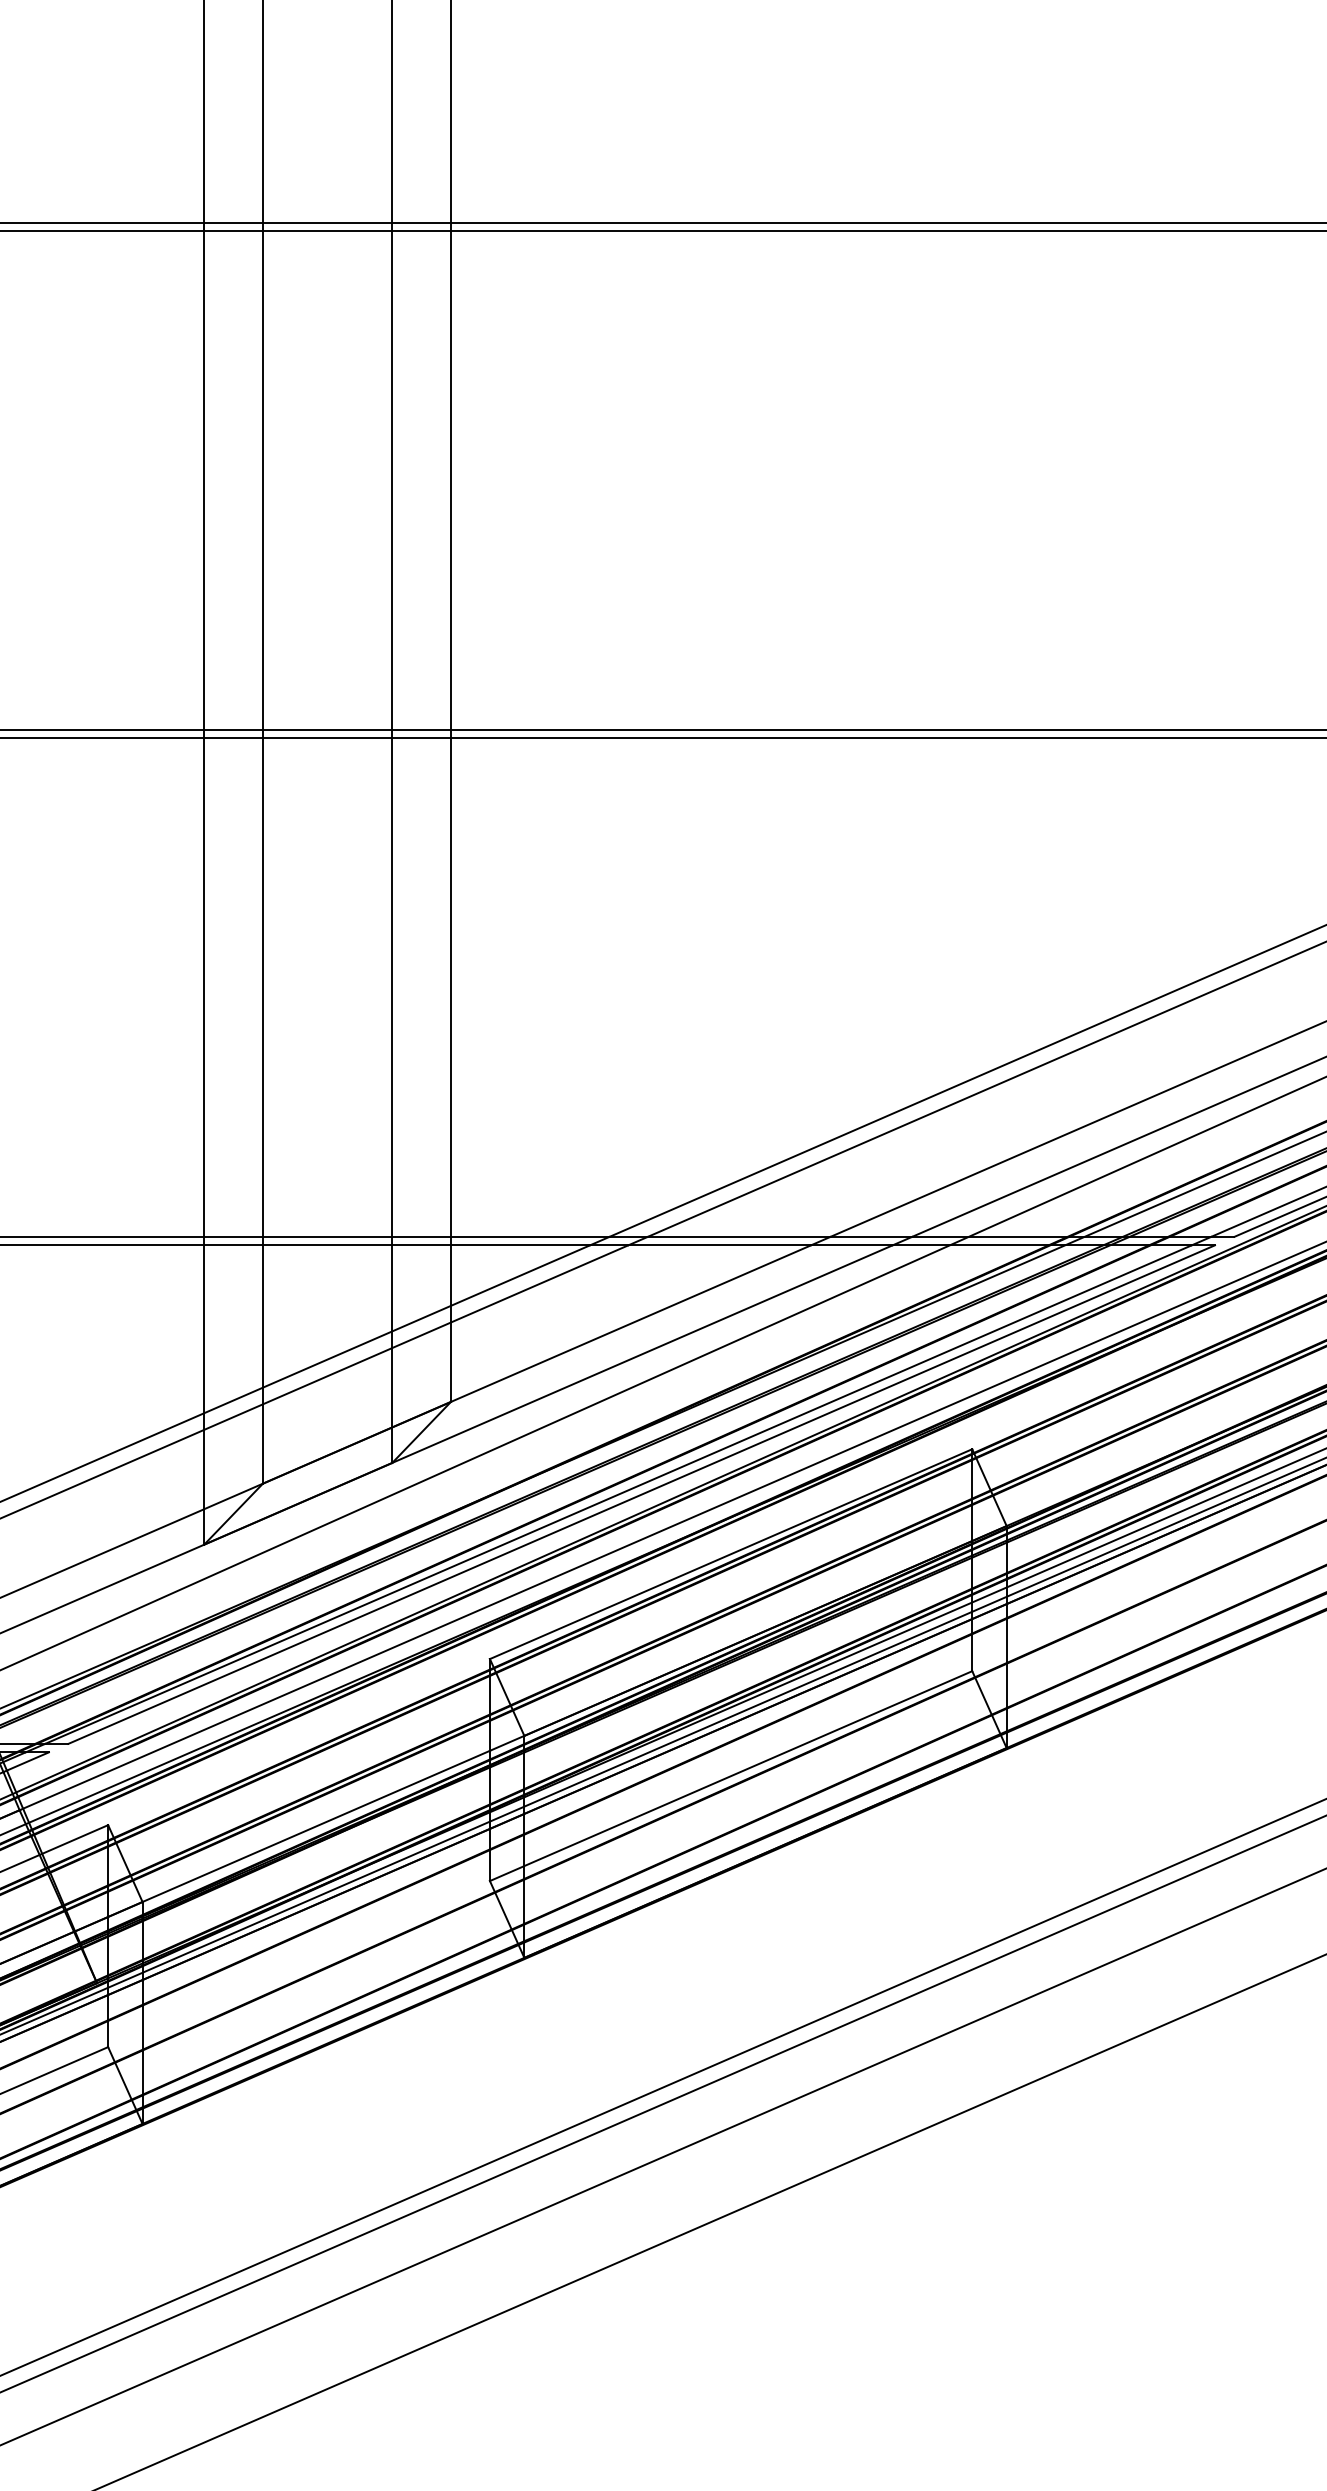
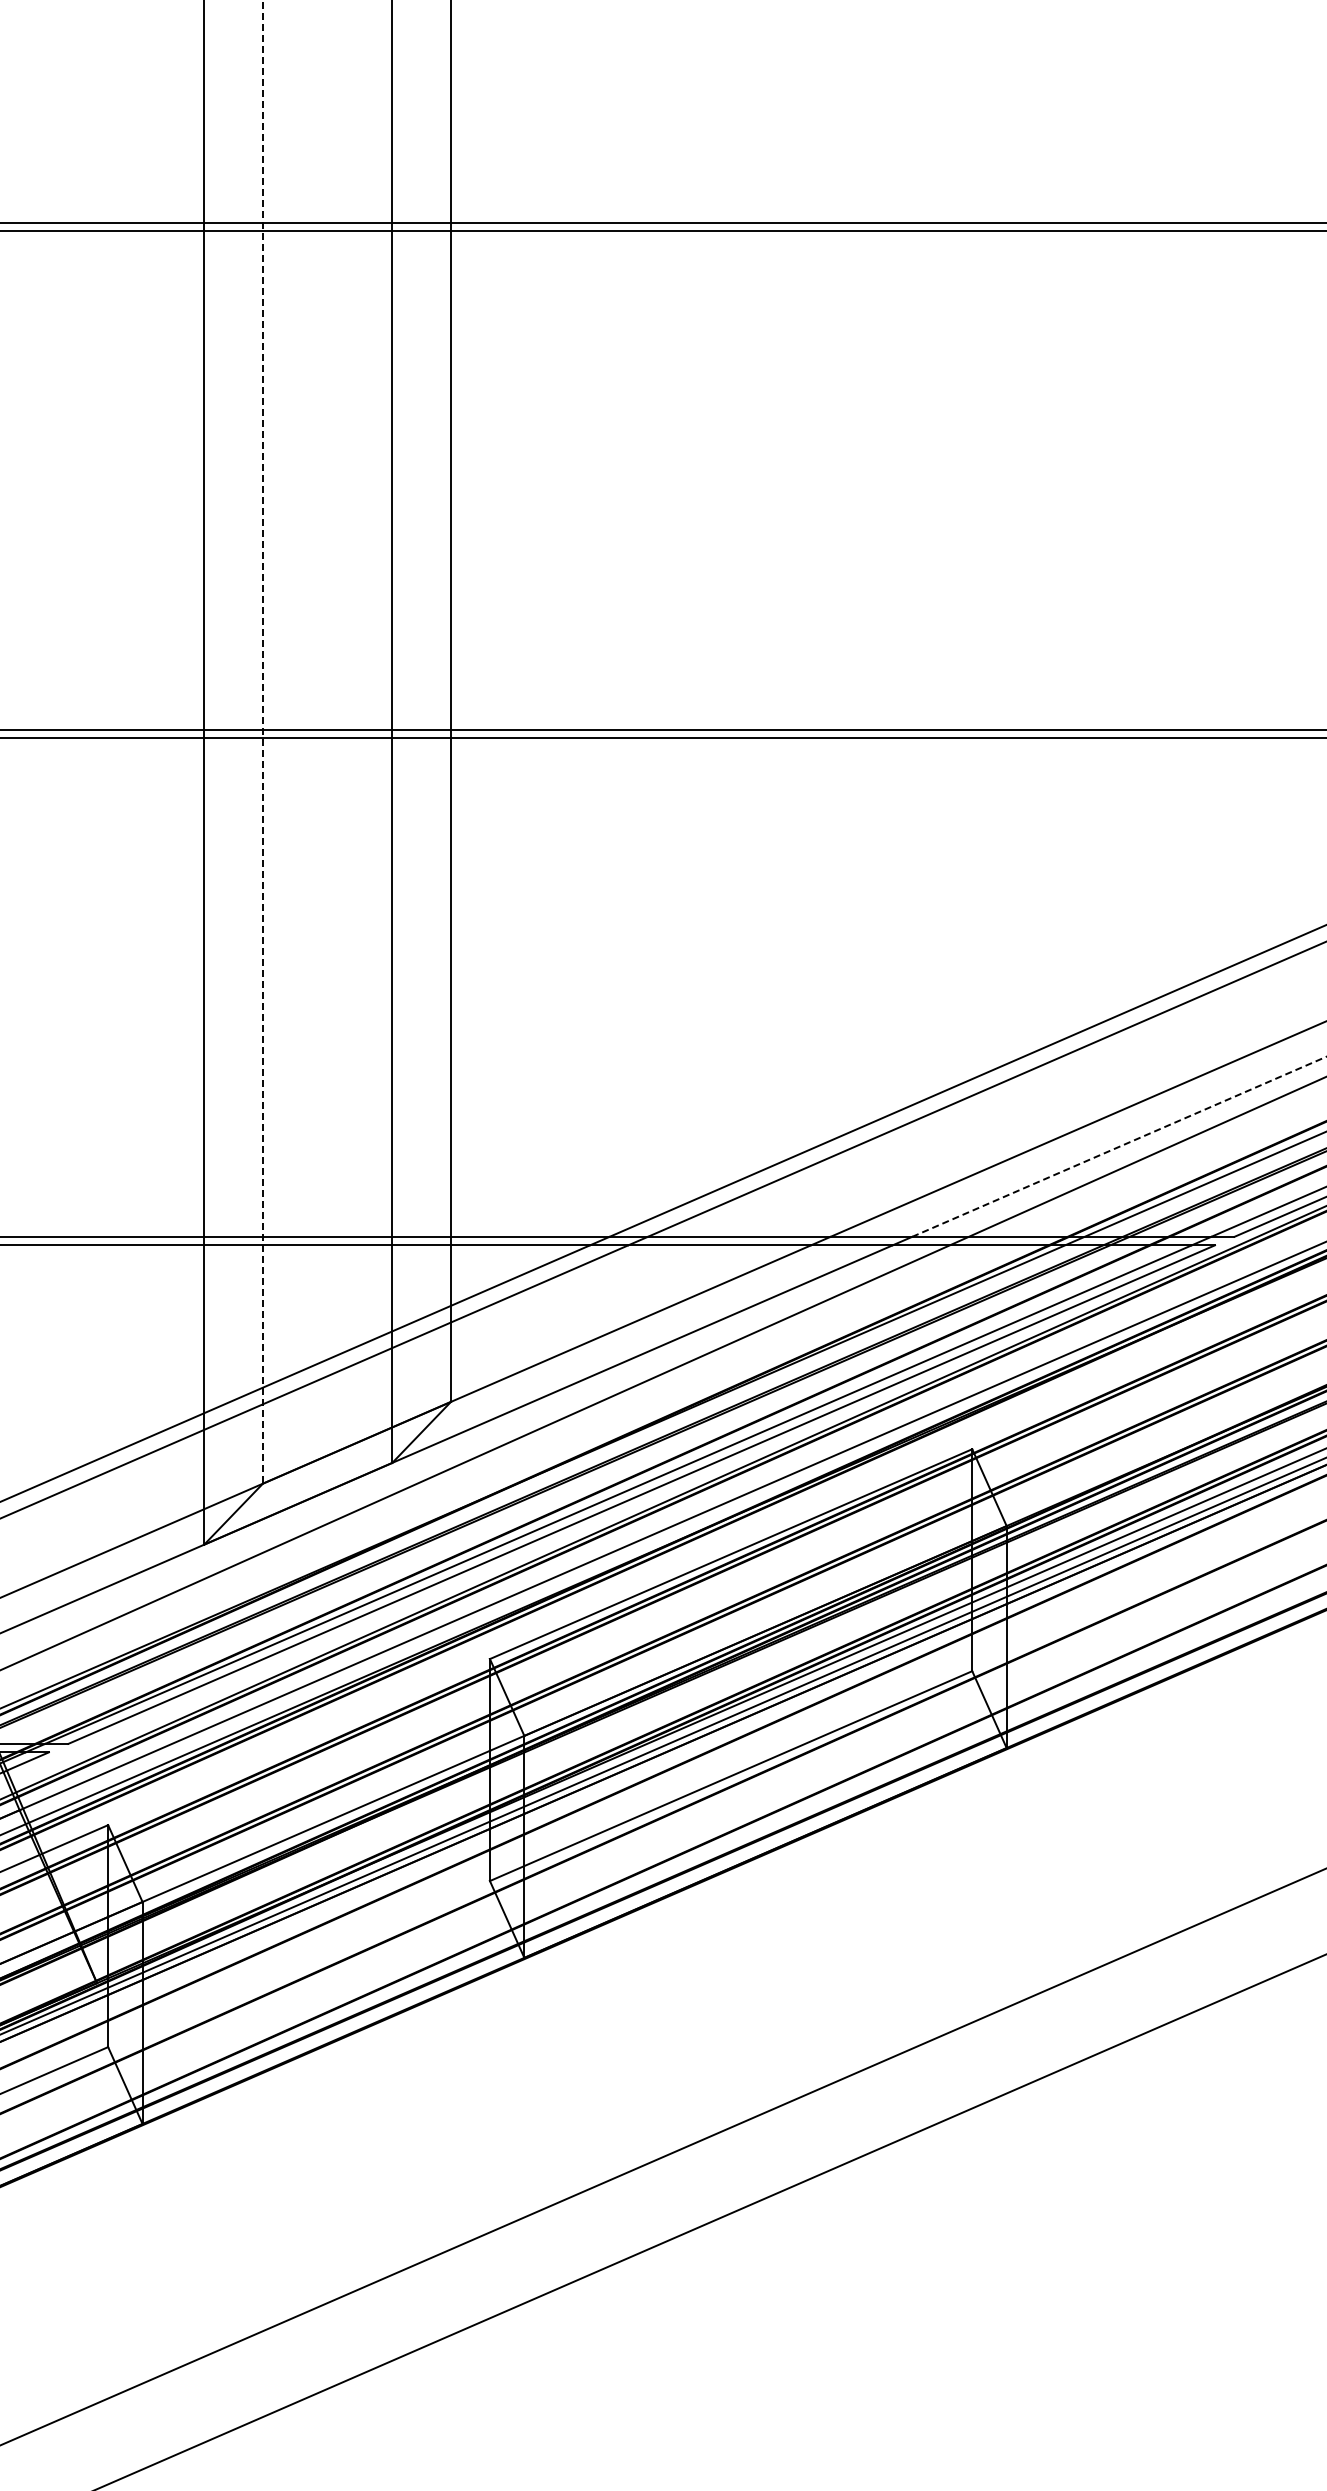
line: solid -> dashed (262, 741)
line: solid -> dashed (1119, 1146)
line: present -> none (662, 2087)
line: present -> none (662, 2103)
